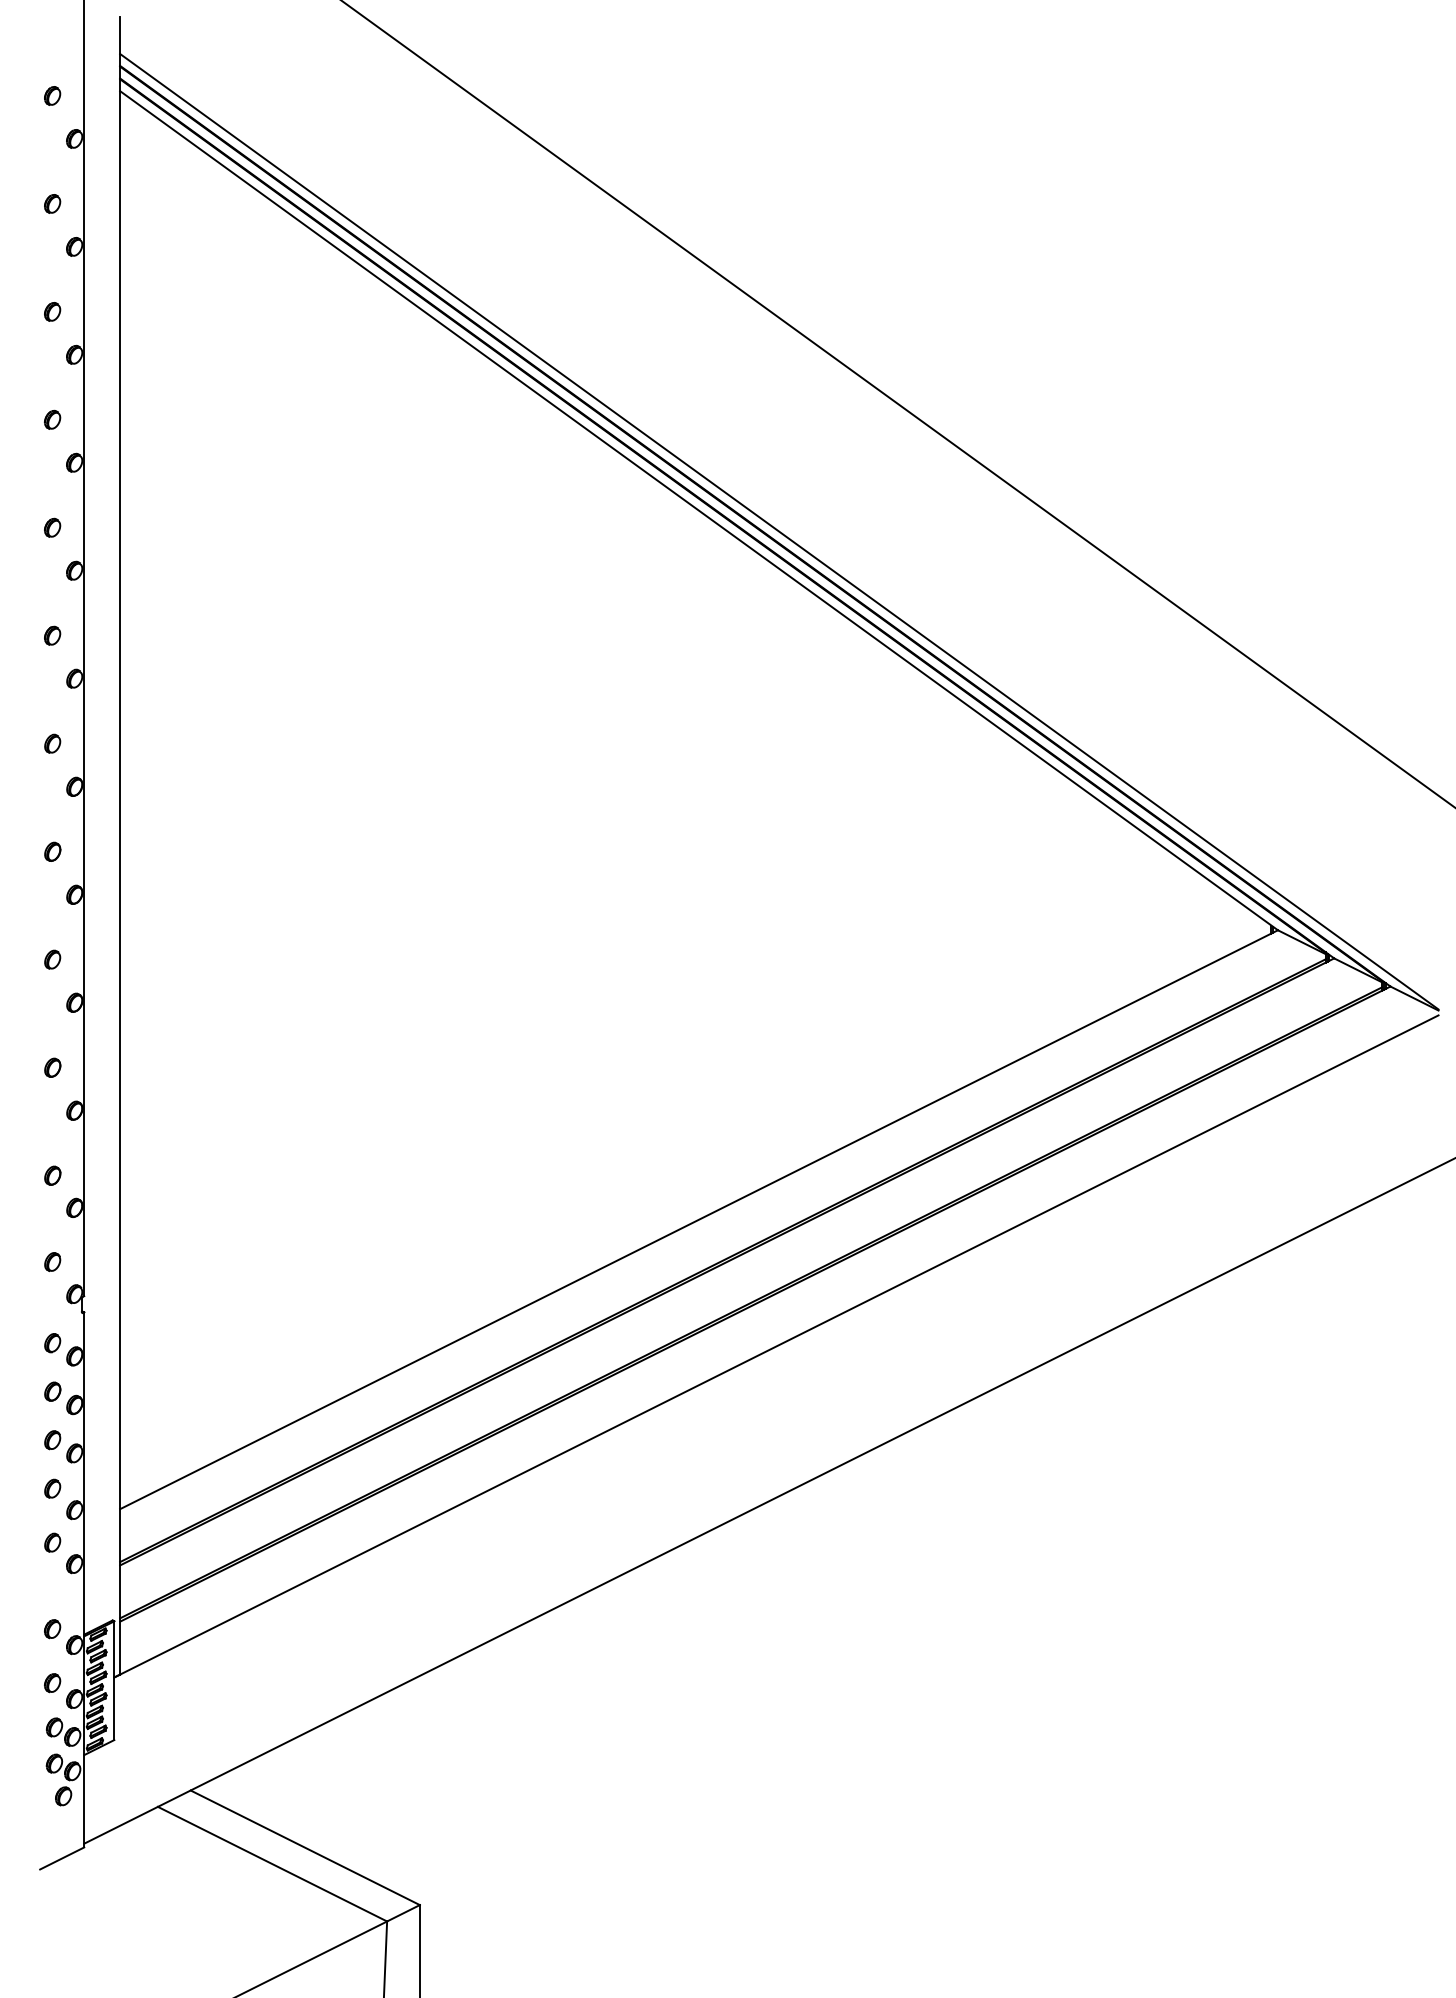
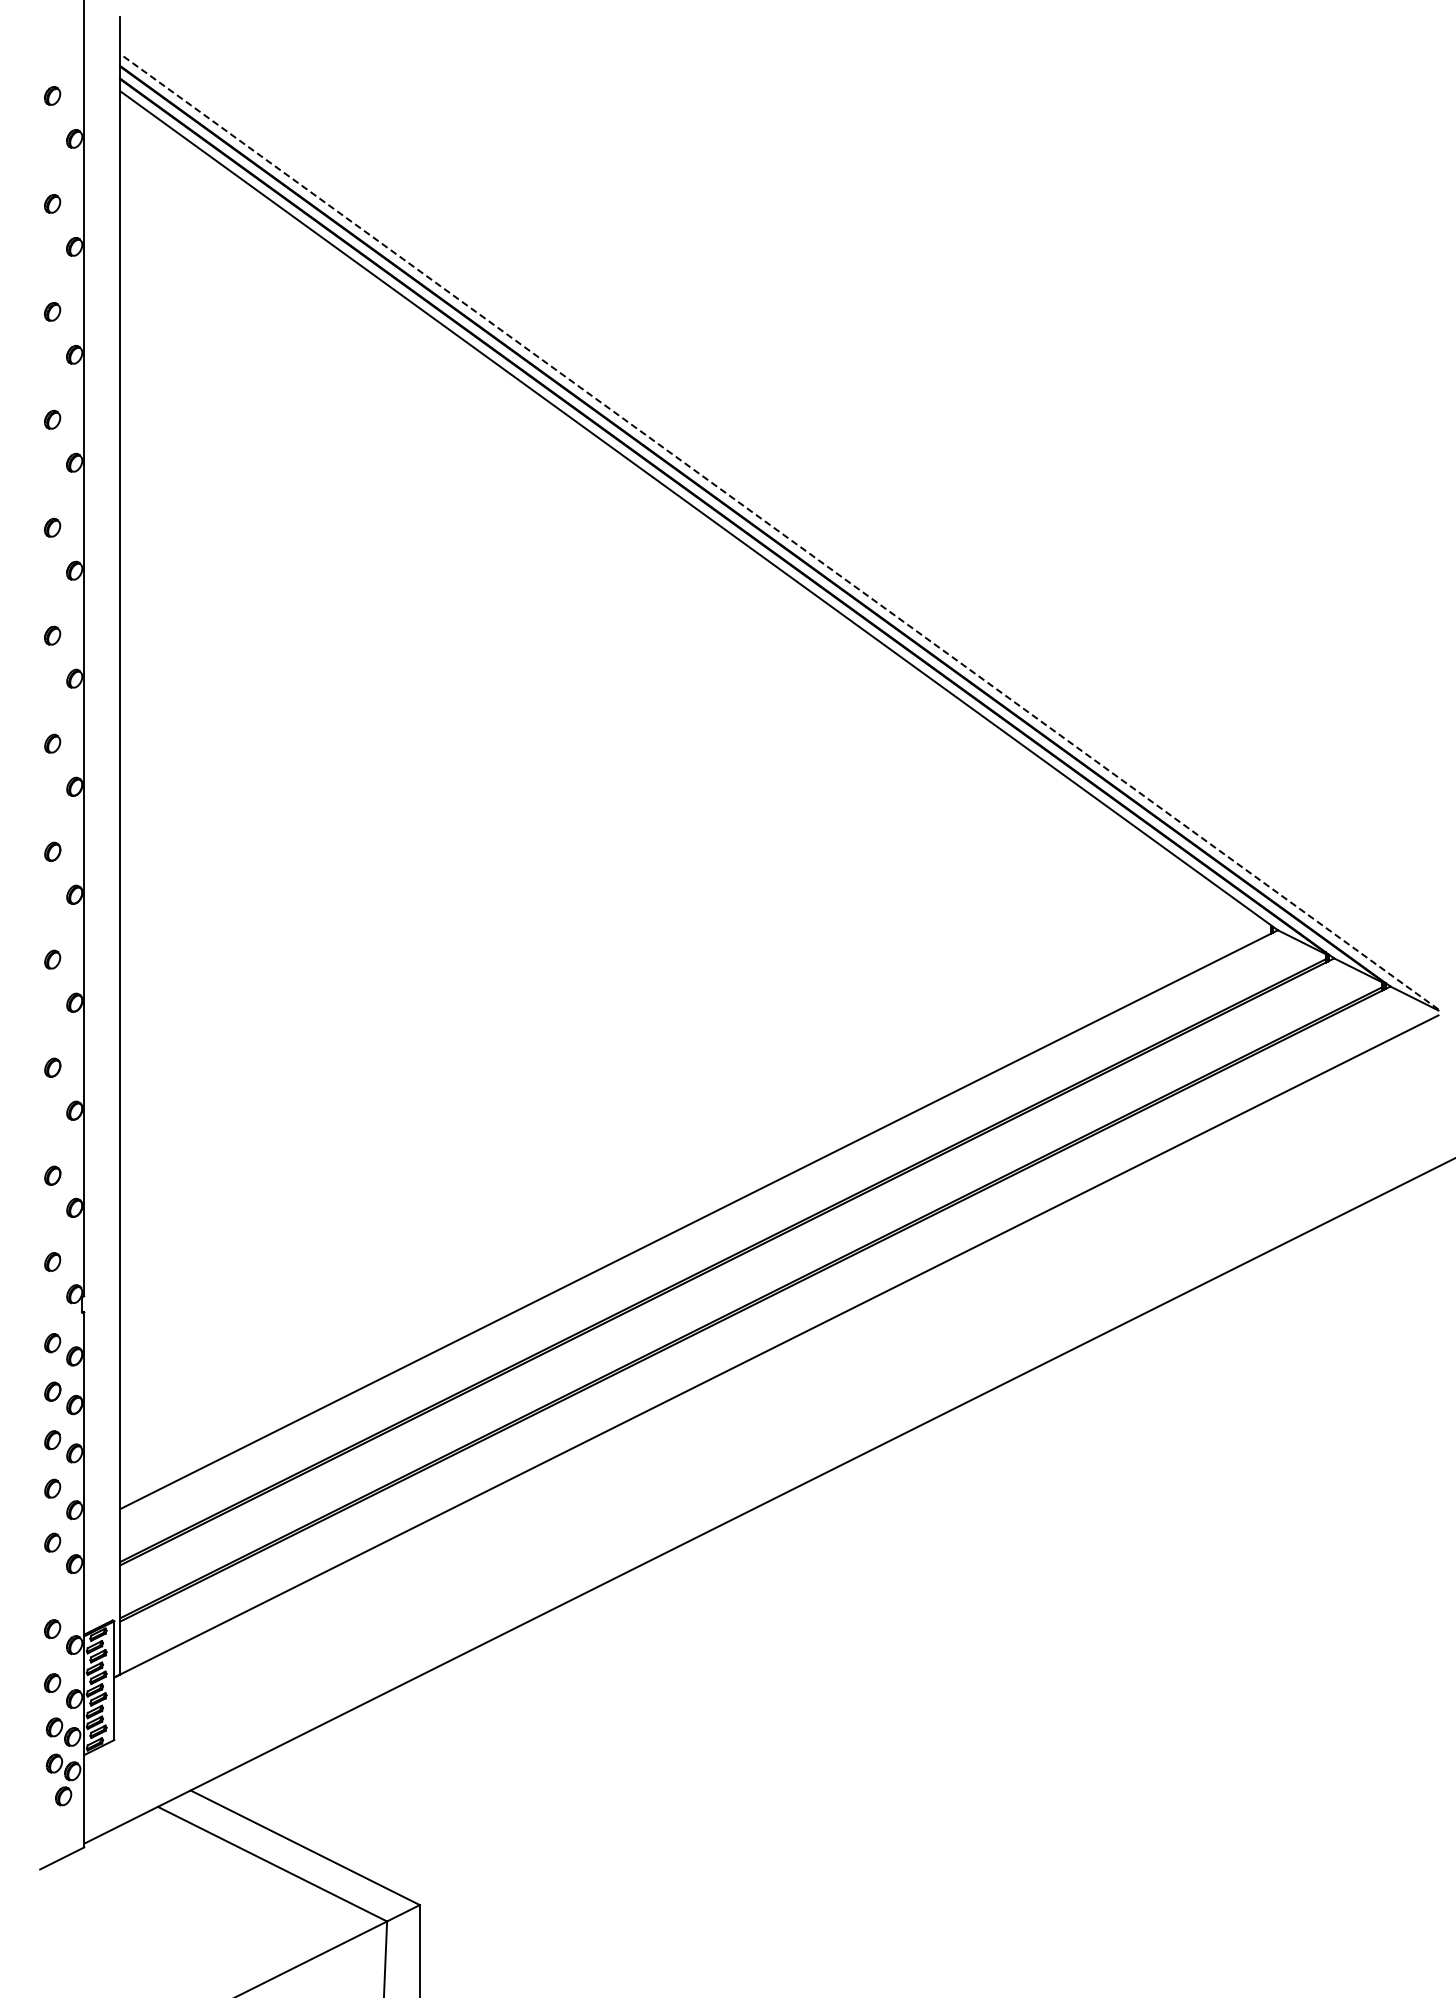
line: present -> none (897, 403)
line: solid -> dashed (778, 531)
